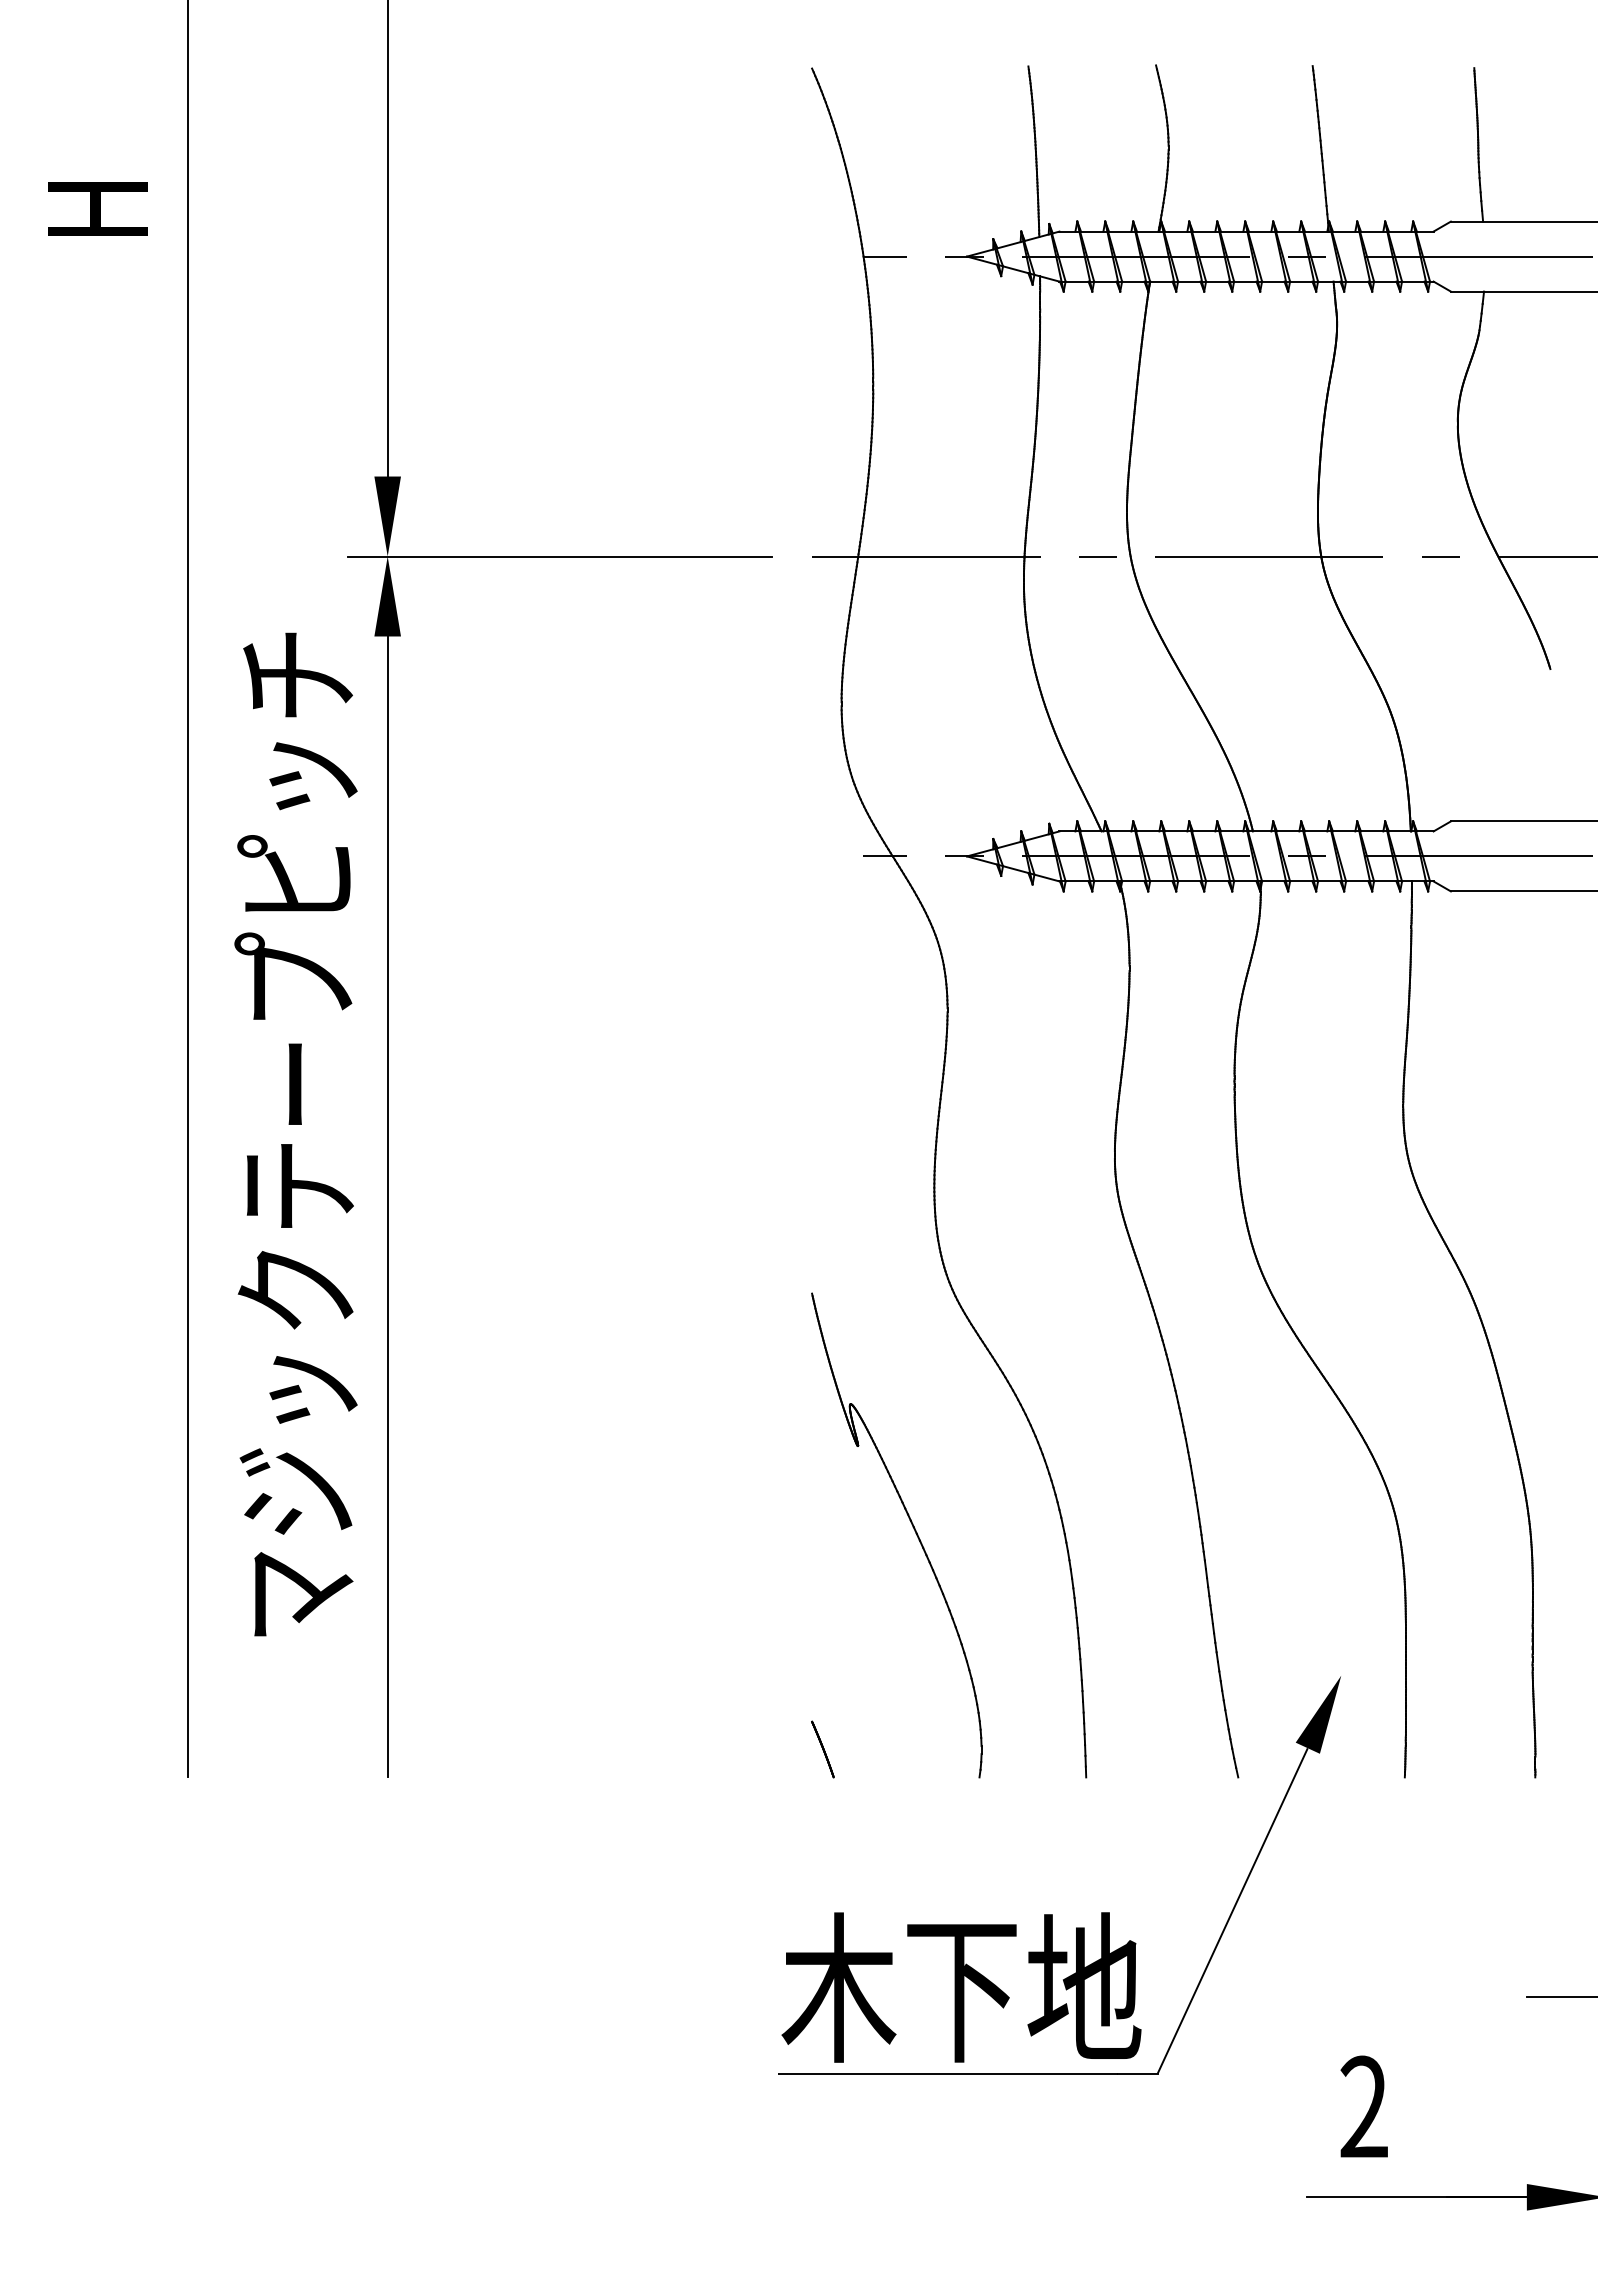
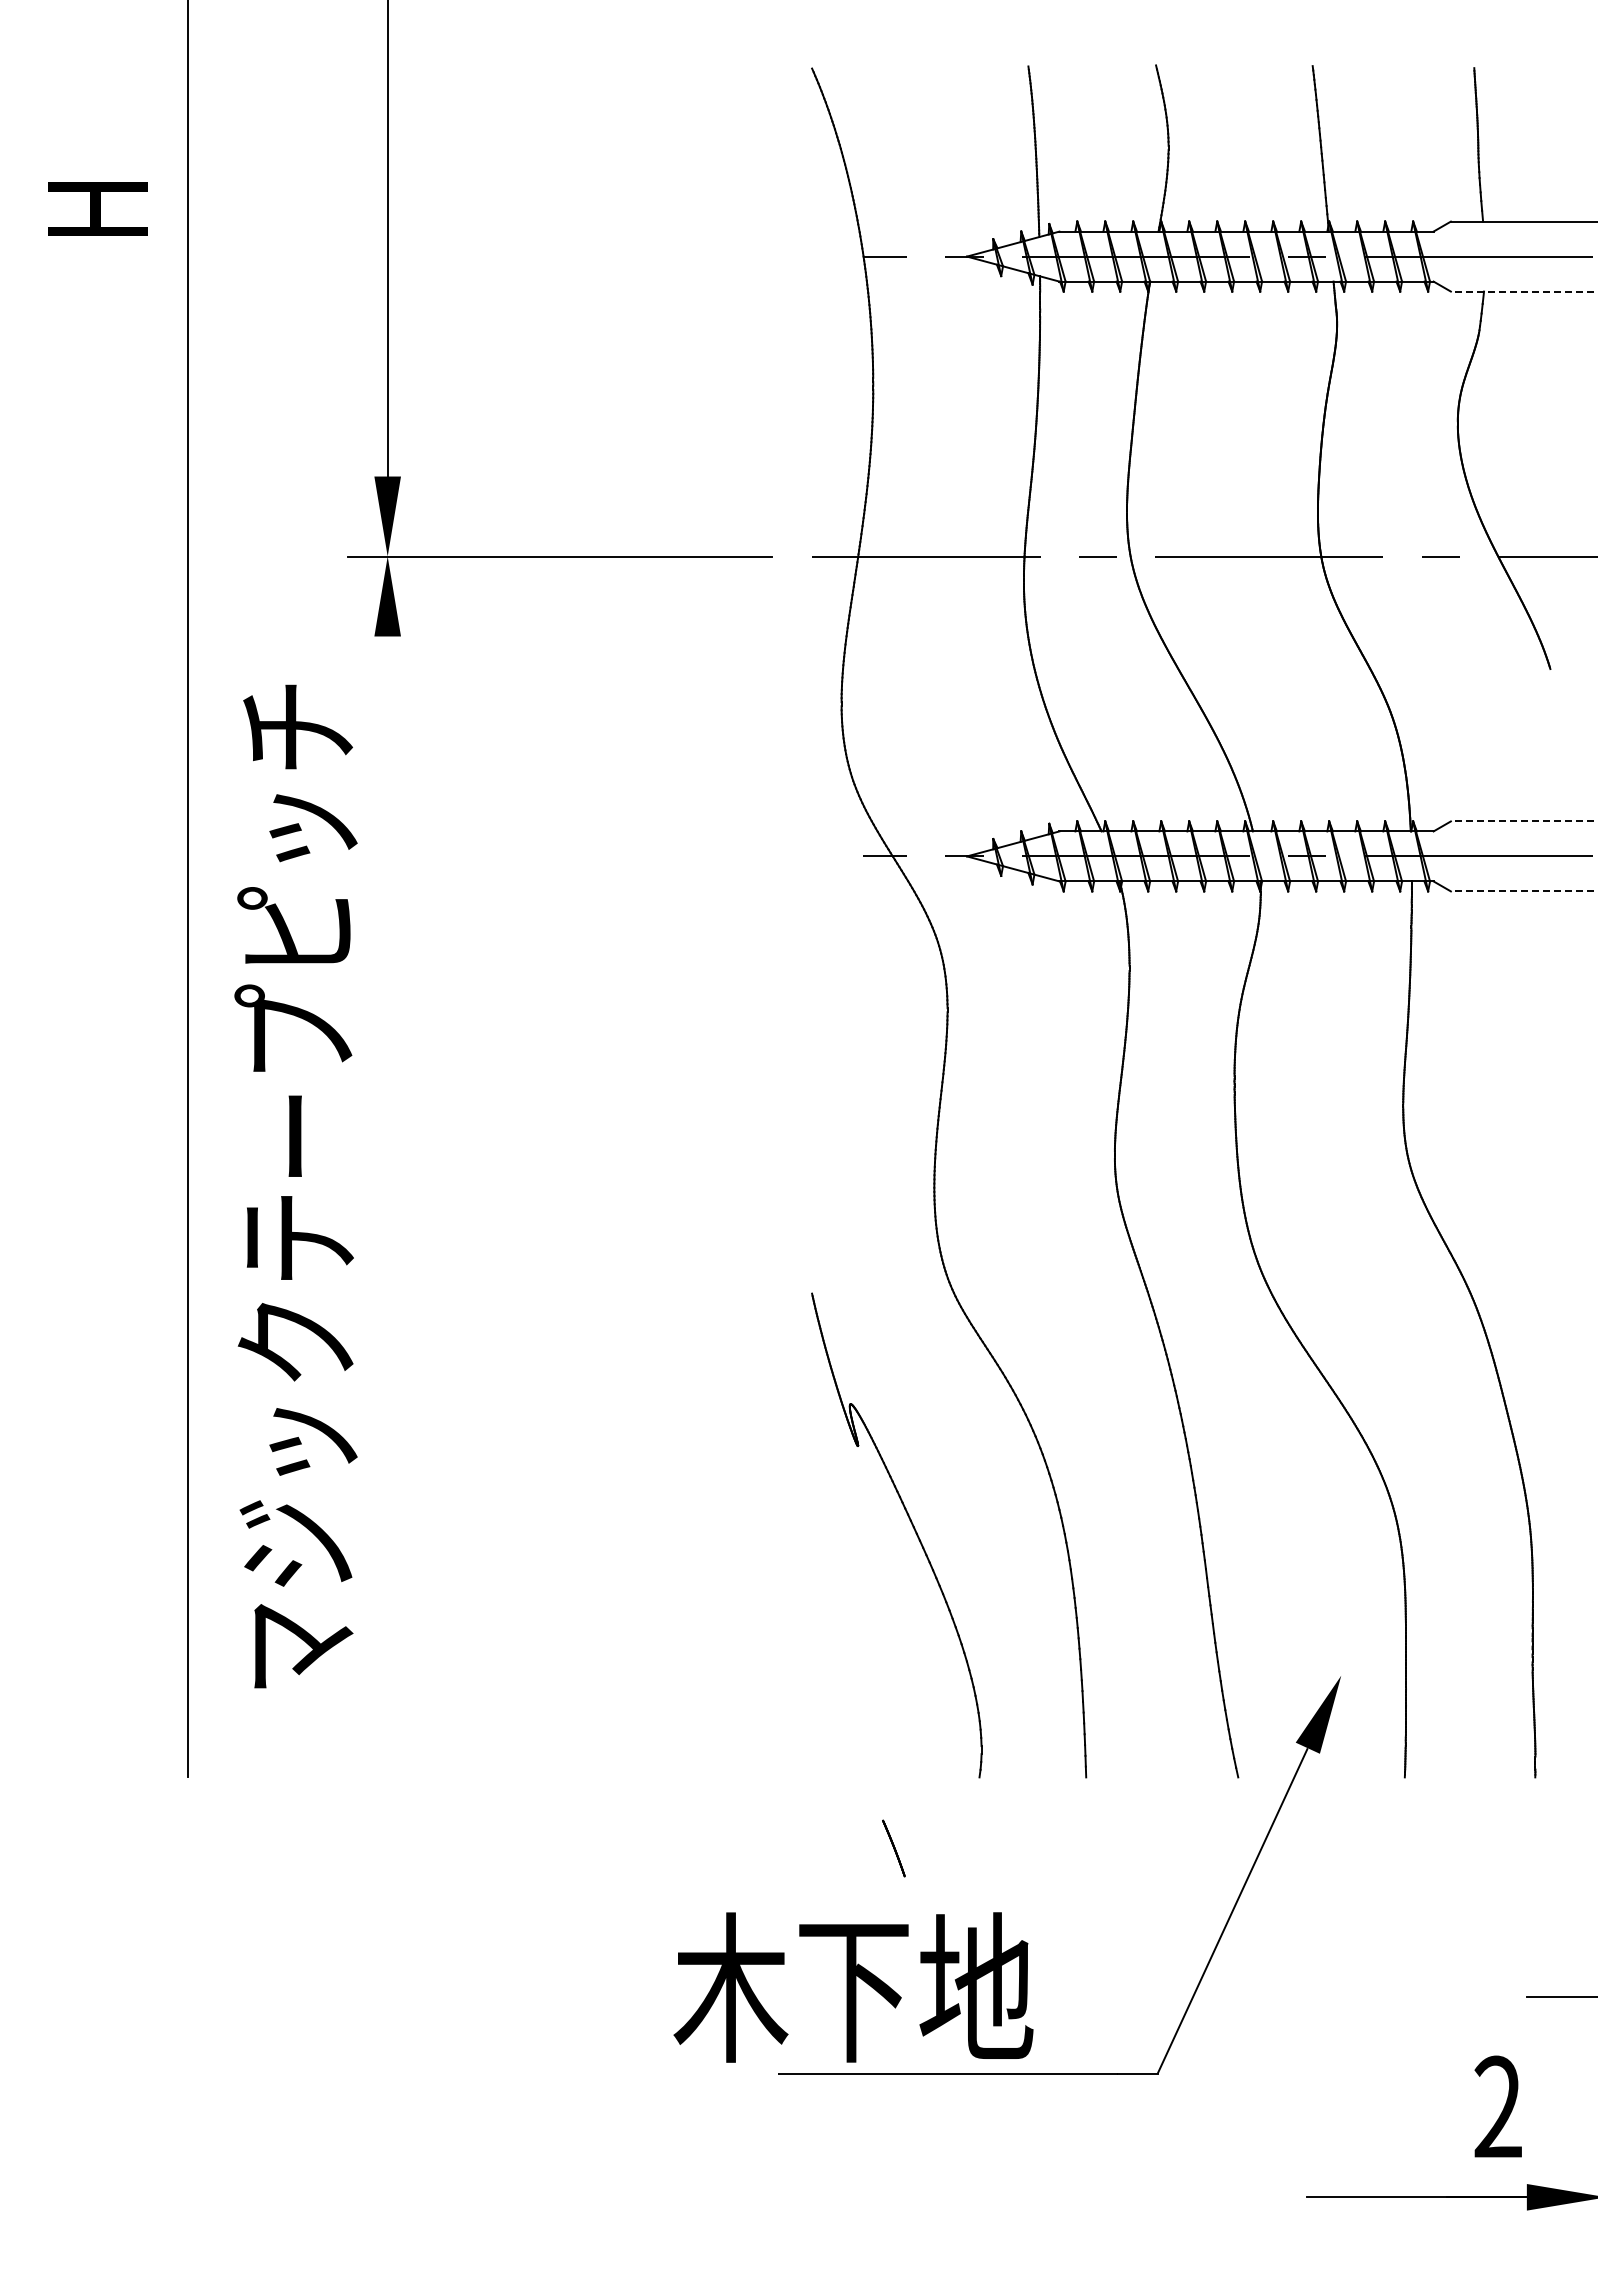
line: solid -> dashed (1523, 291)
line: solid -> dashed (1523, 821)
line: solid -> dashed (1523, 891)
text position: (295, 1134) -> (295, 1186) (295, 1186)
line: present -> none (387, 1206)
line position: (822, 1749) -> (893, 1848) (893, 1848)
text position: (961, 1987) -> (853, 1987) (853, 1987)
text position: (1363, 2106) -> (1497, 2106) (1497, 2106)
